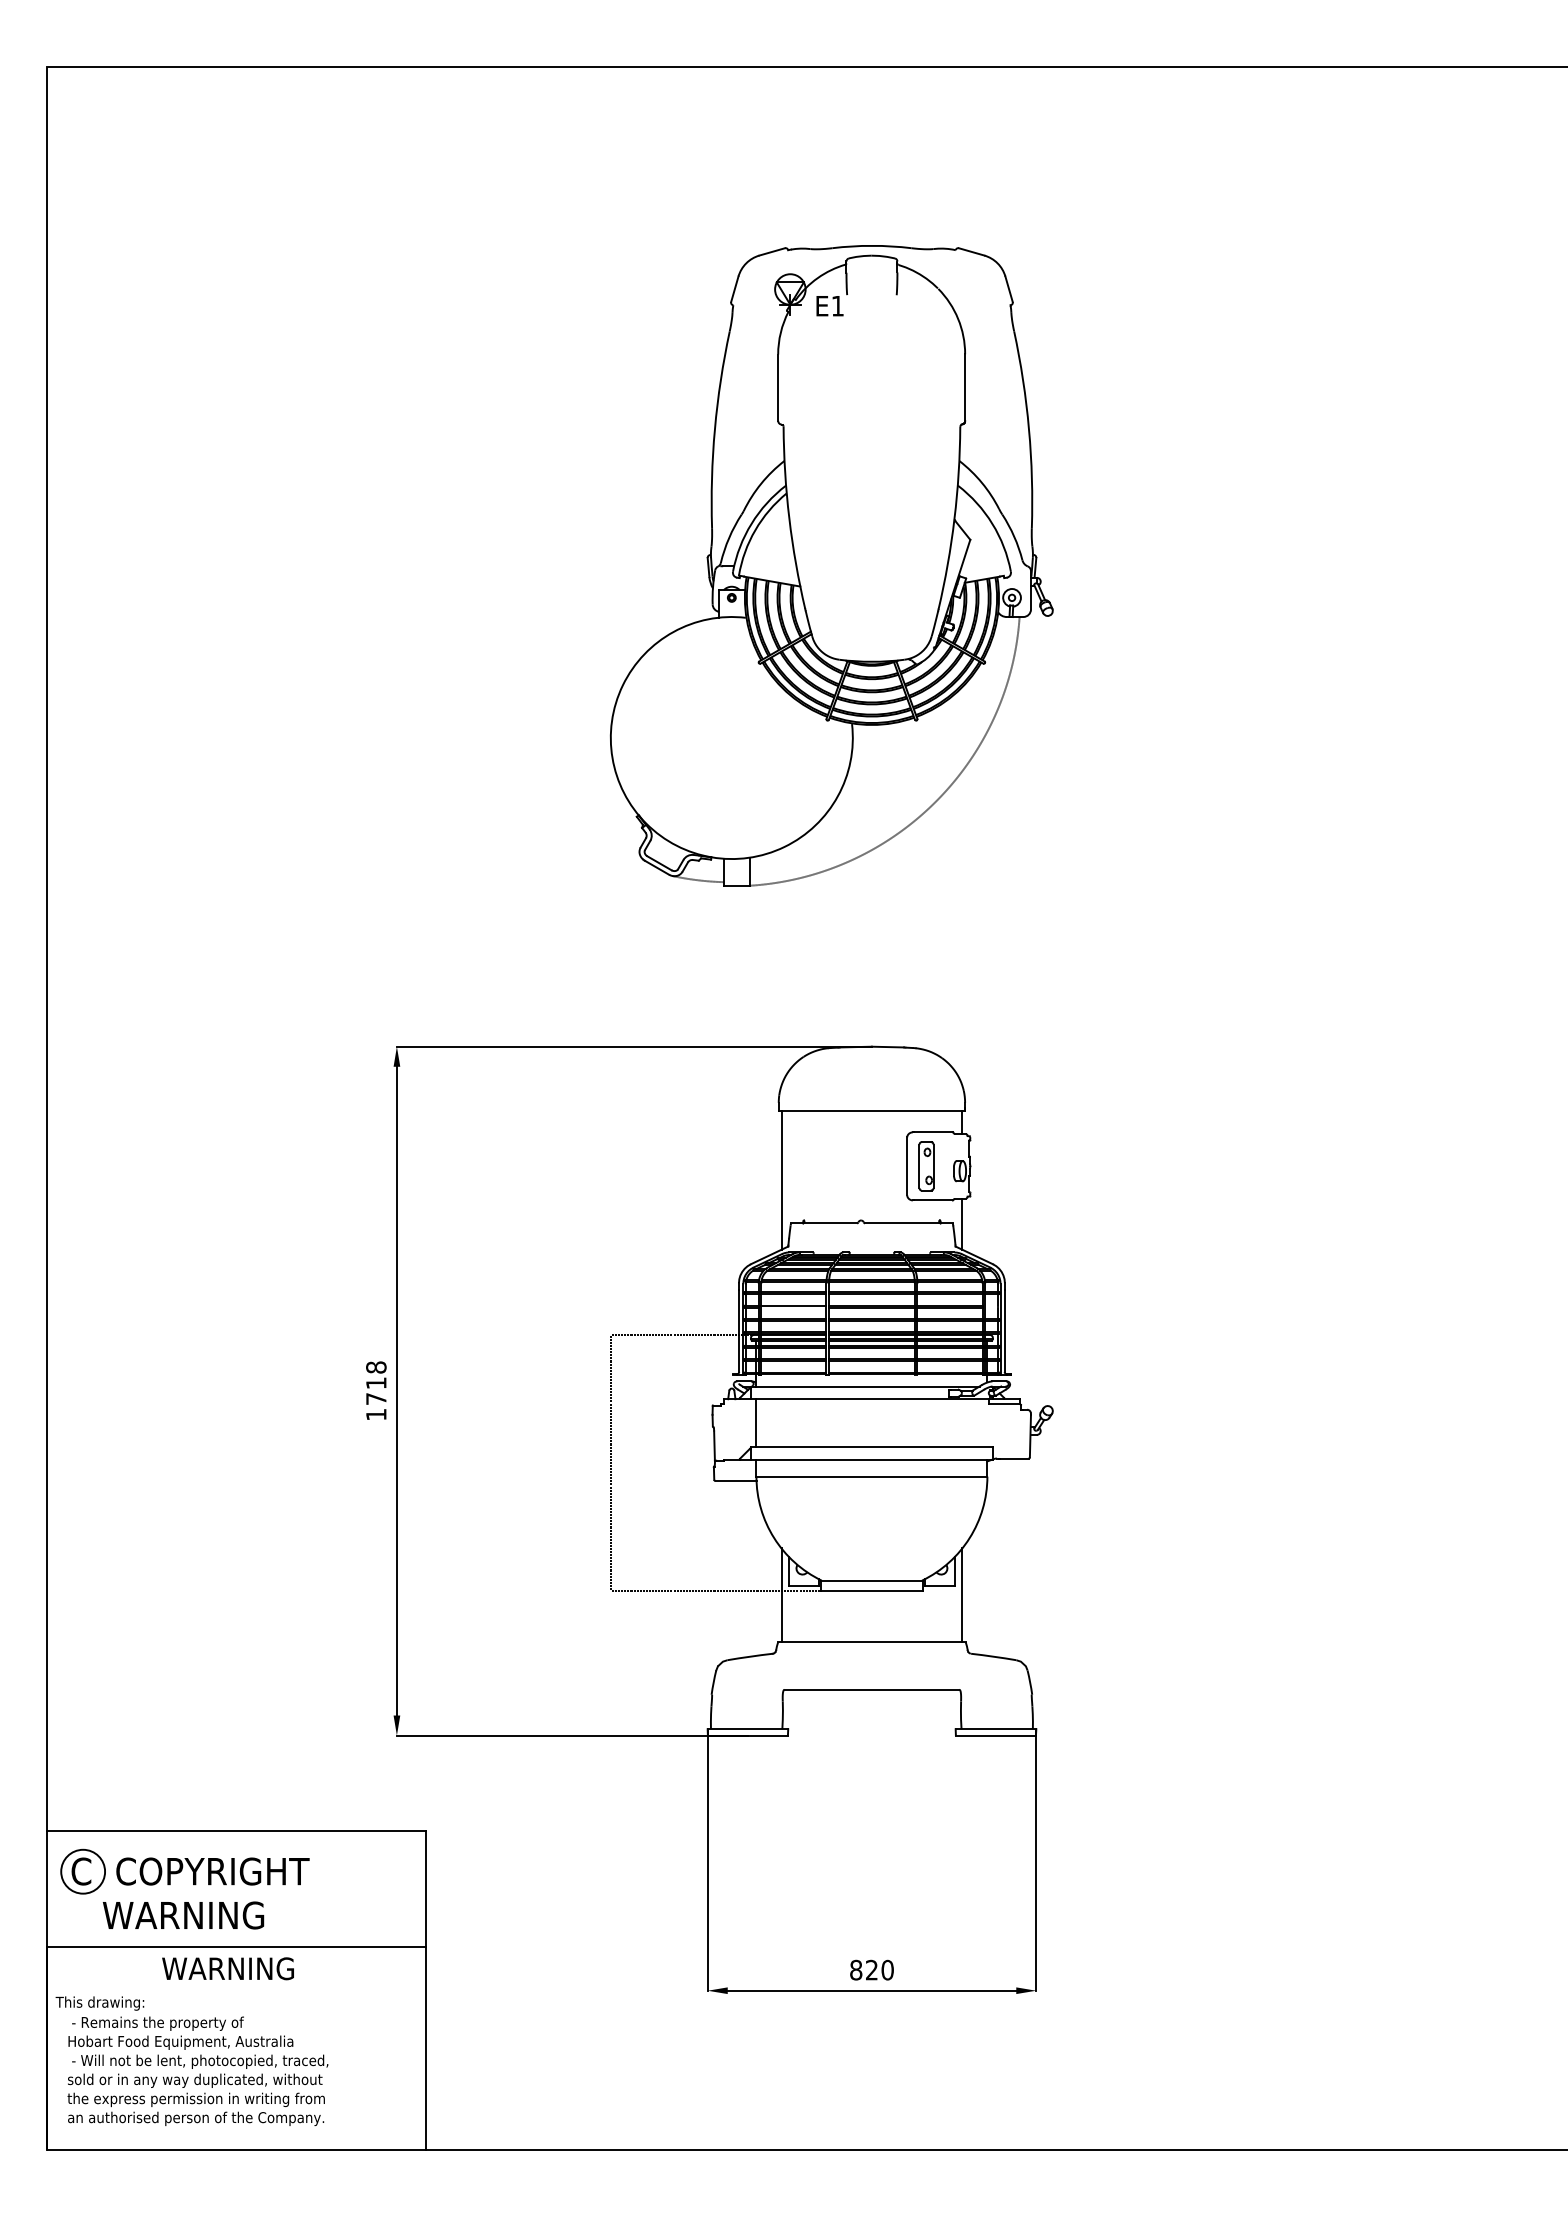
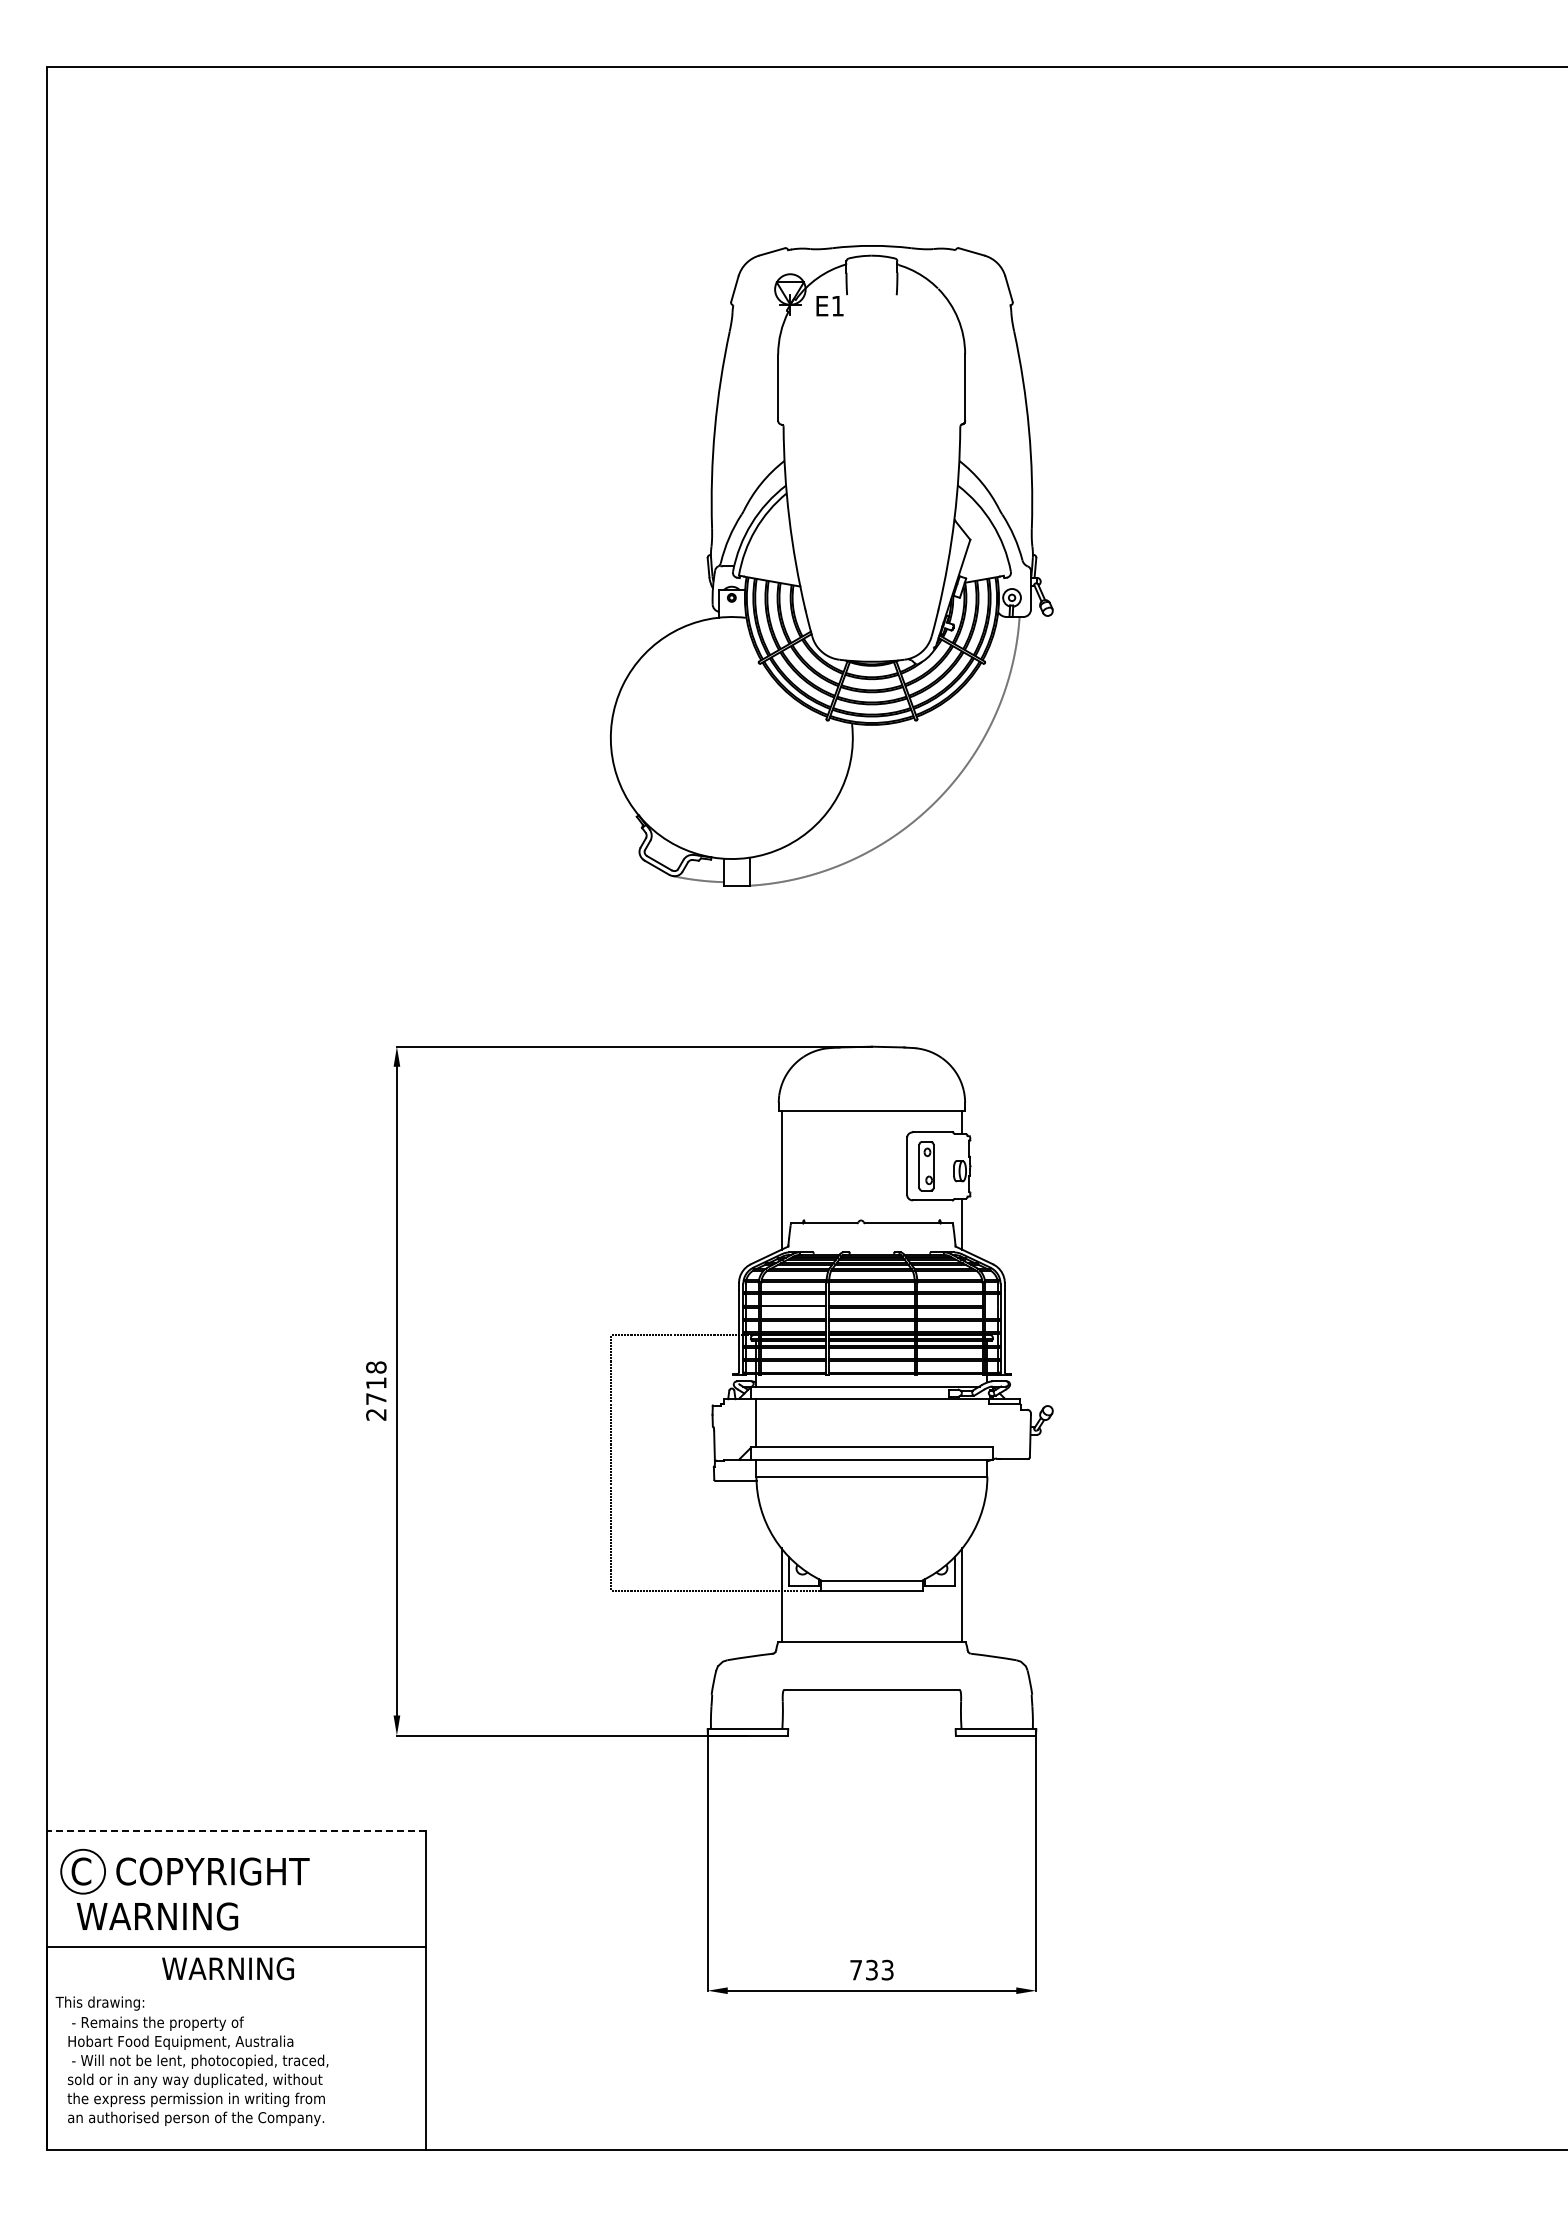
text: 1718 -> 2718 (376, 1414)
line: solid -> dashed (236, 1830)
text position: (183, 1915) -> (157, 1916) (157, 1916)
text: 820 -> 733 (871, 1969)
